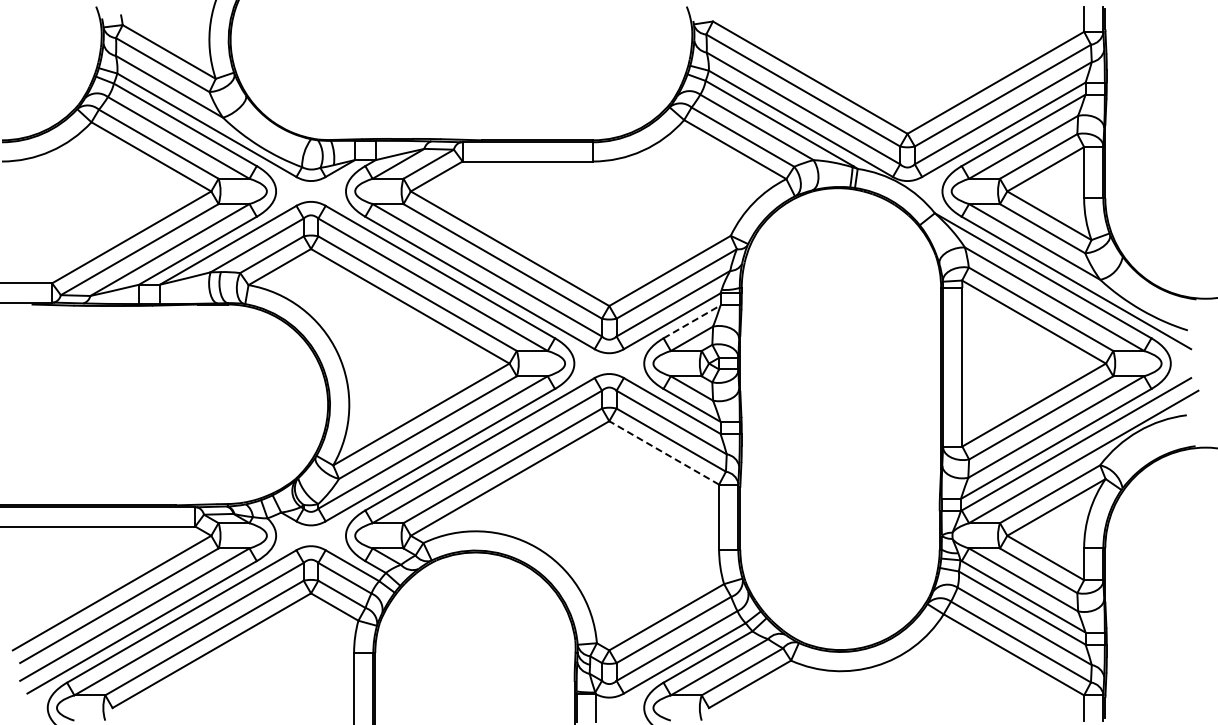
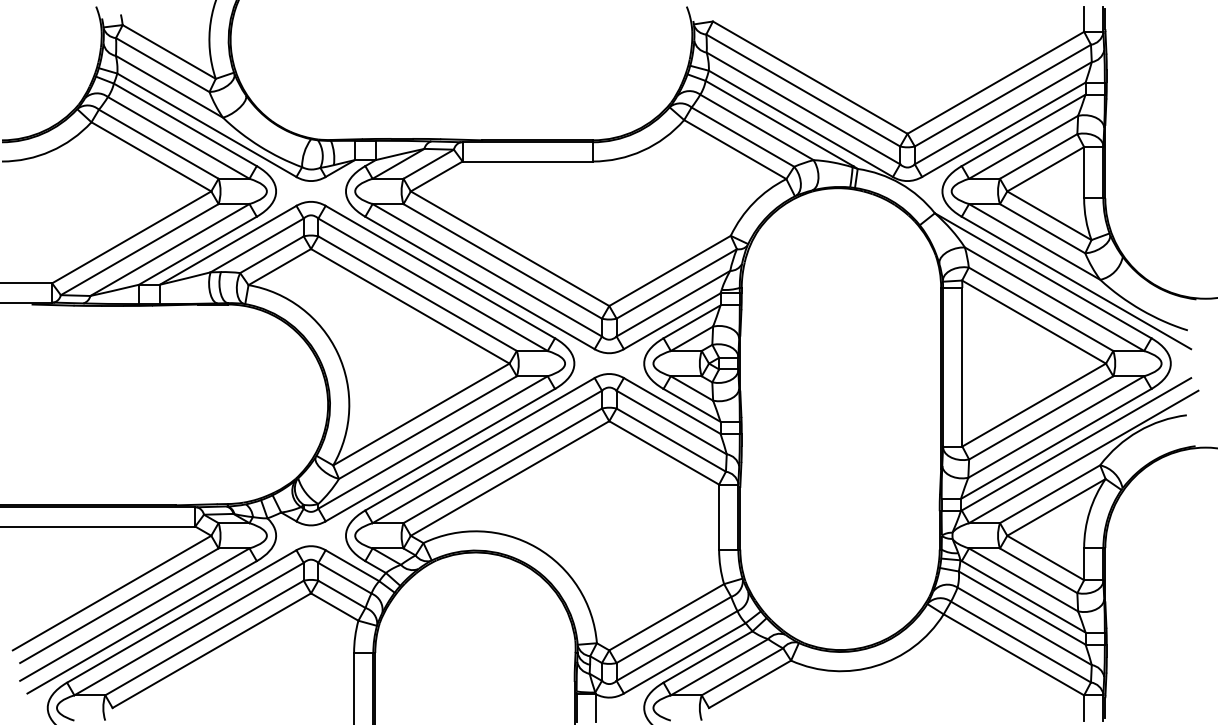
line: dashed -> solid (692, 321)
line: dashed -> solid (663, 452)
